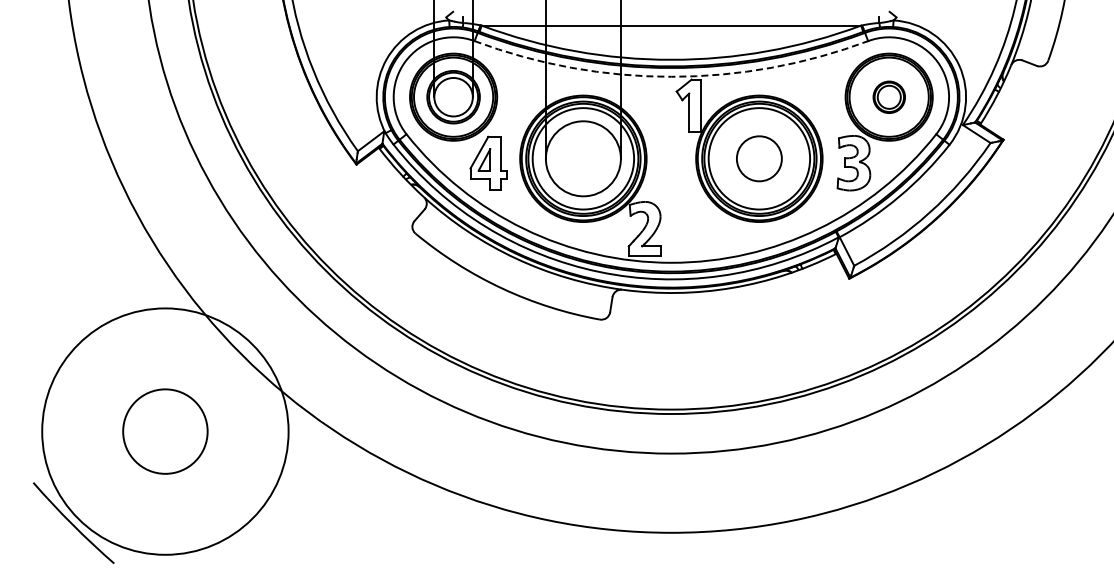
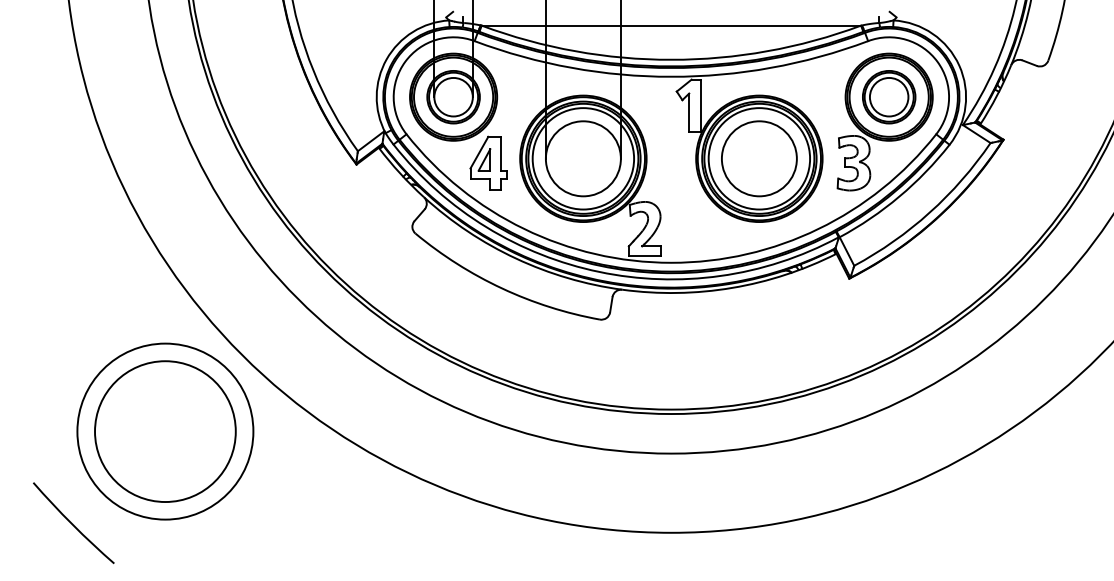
arc: dashed -> solid (671, 76)
part size: 34x34 px -> 55x55 px (889, 97)
circle diameter: 45 px -> 75 px (758, 158)
circle diameter: 246 px -> 176 px (165, 431)
circle diameter: 84 px -> 141 px (165, 431)
